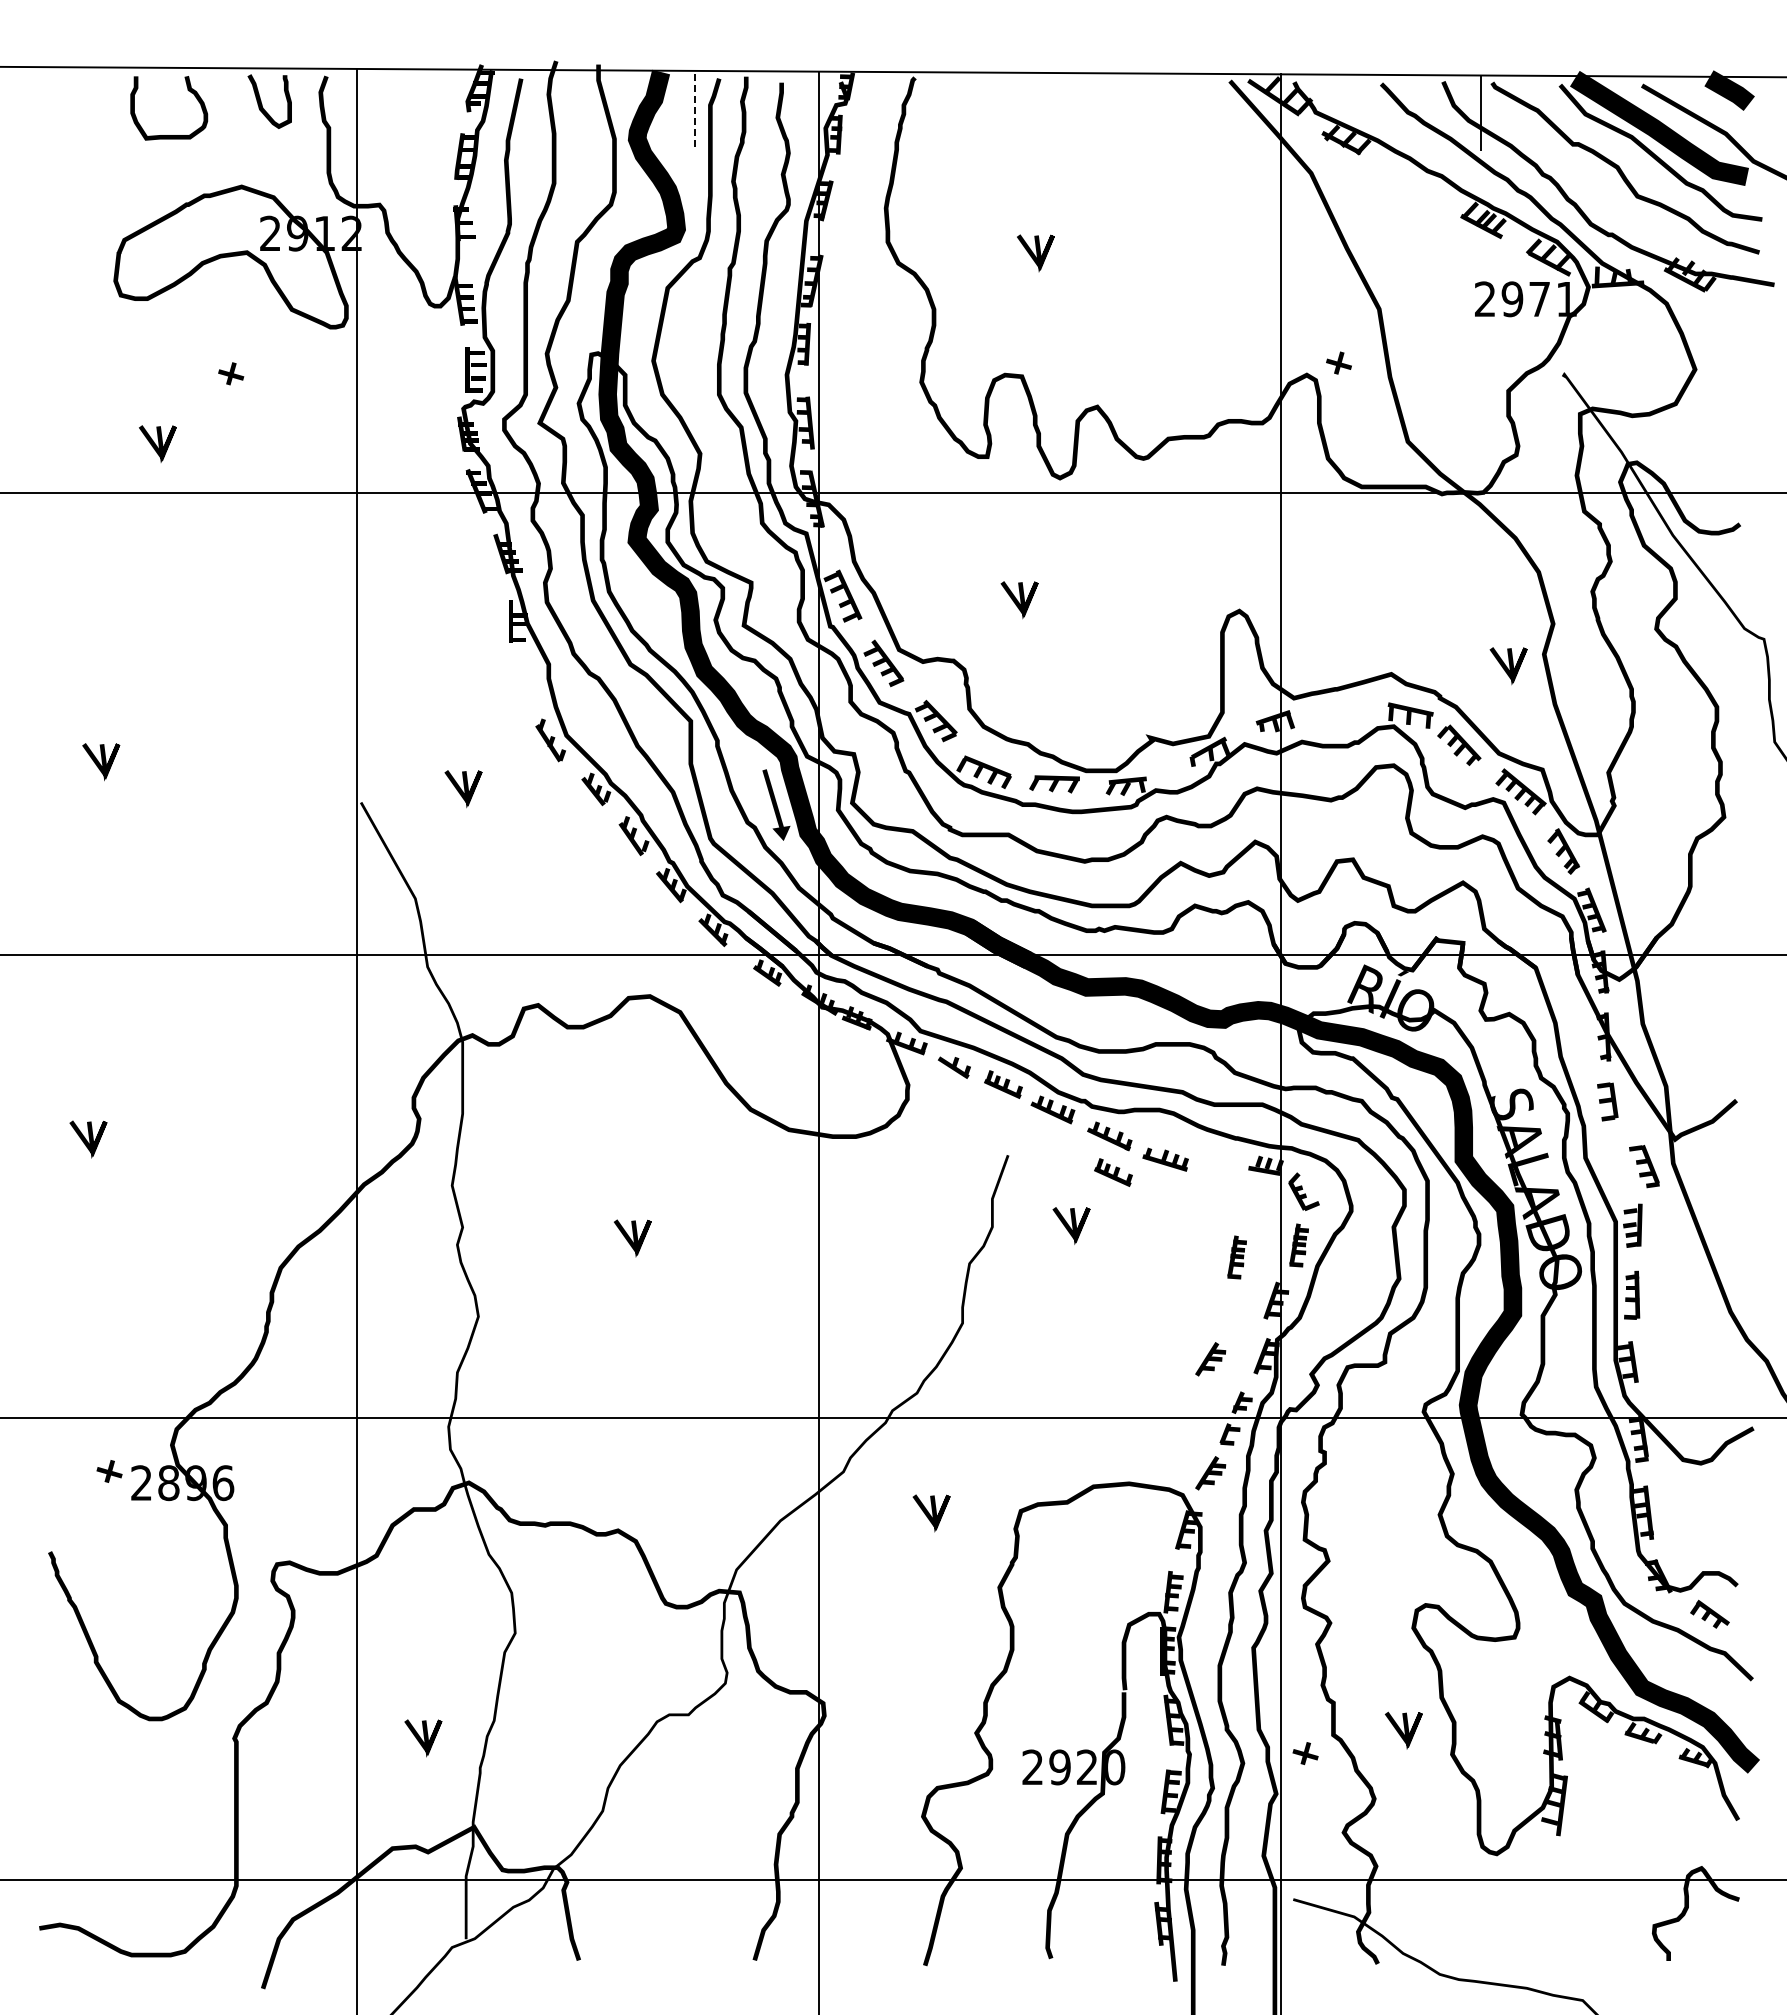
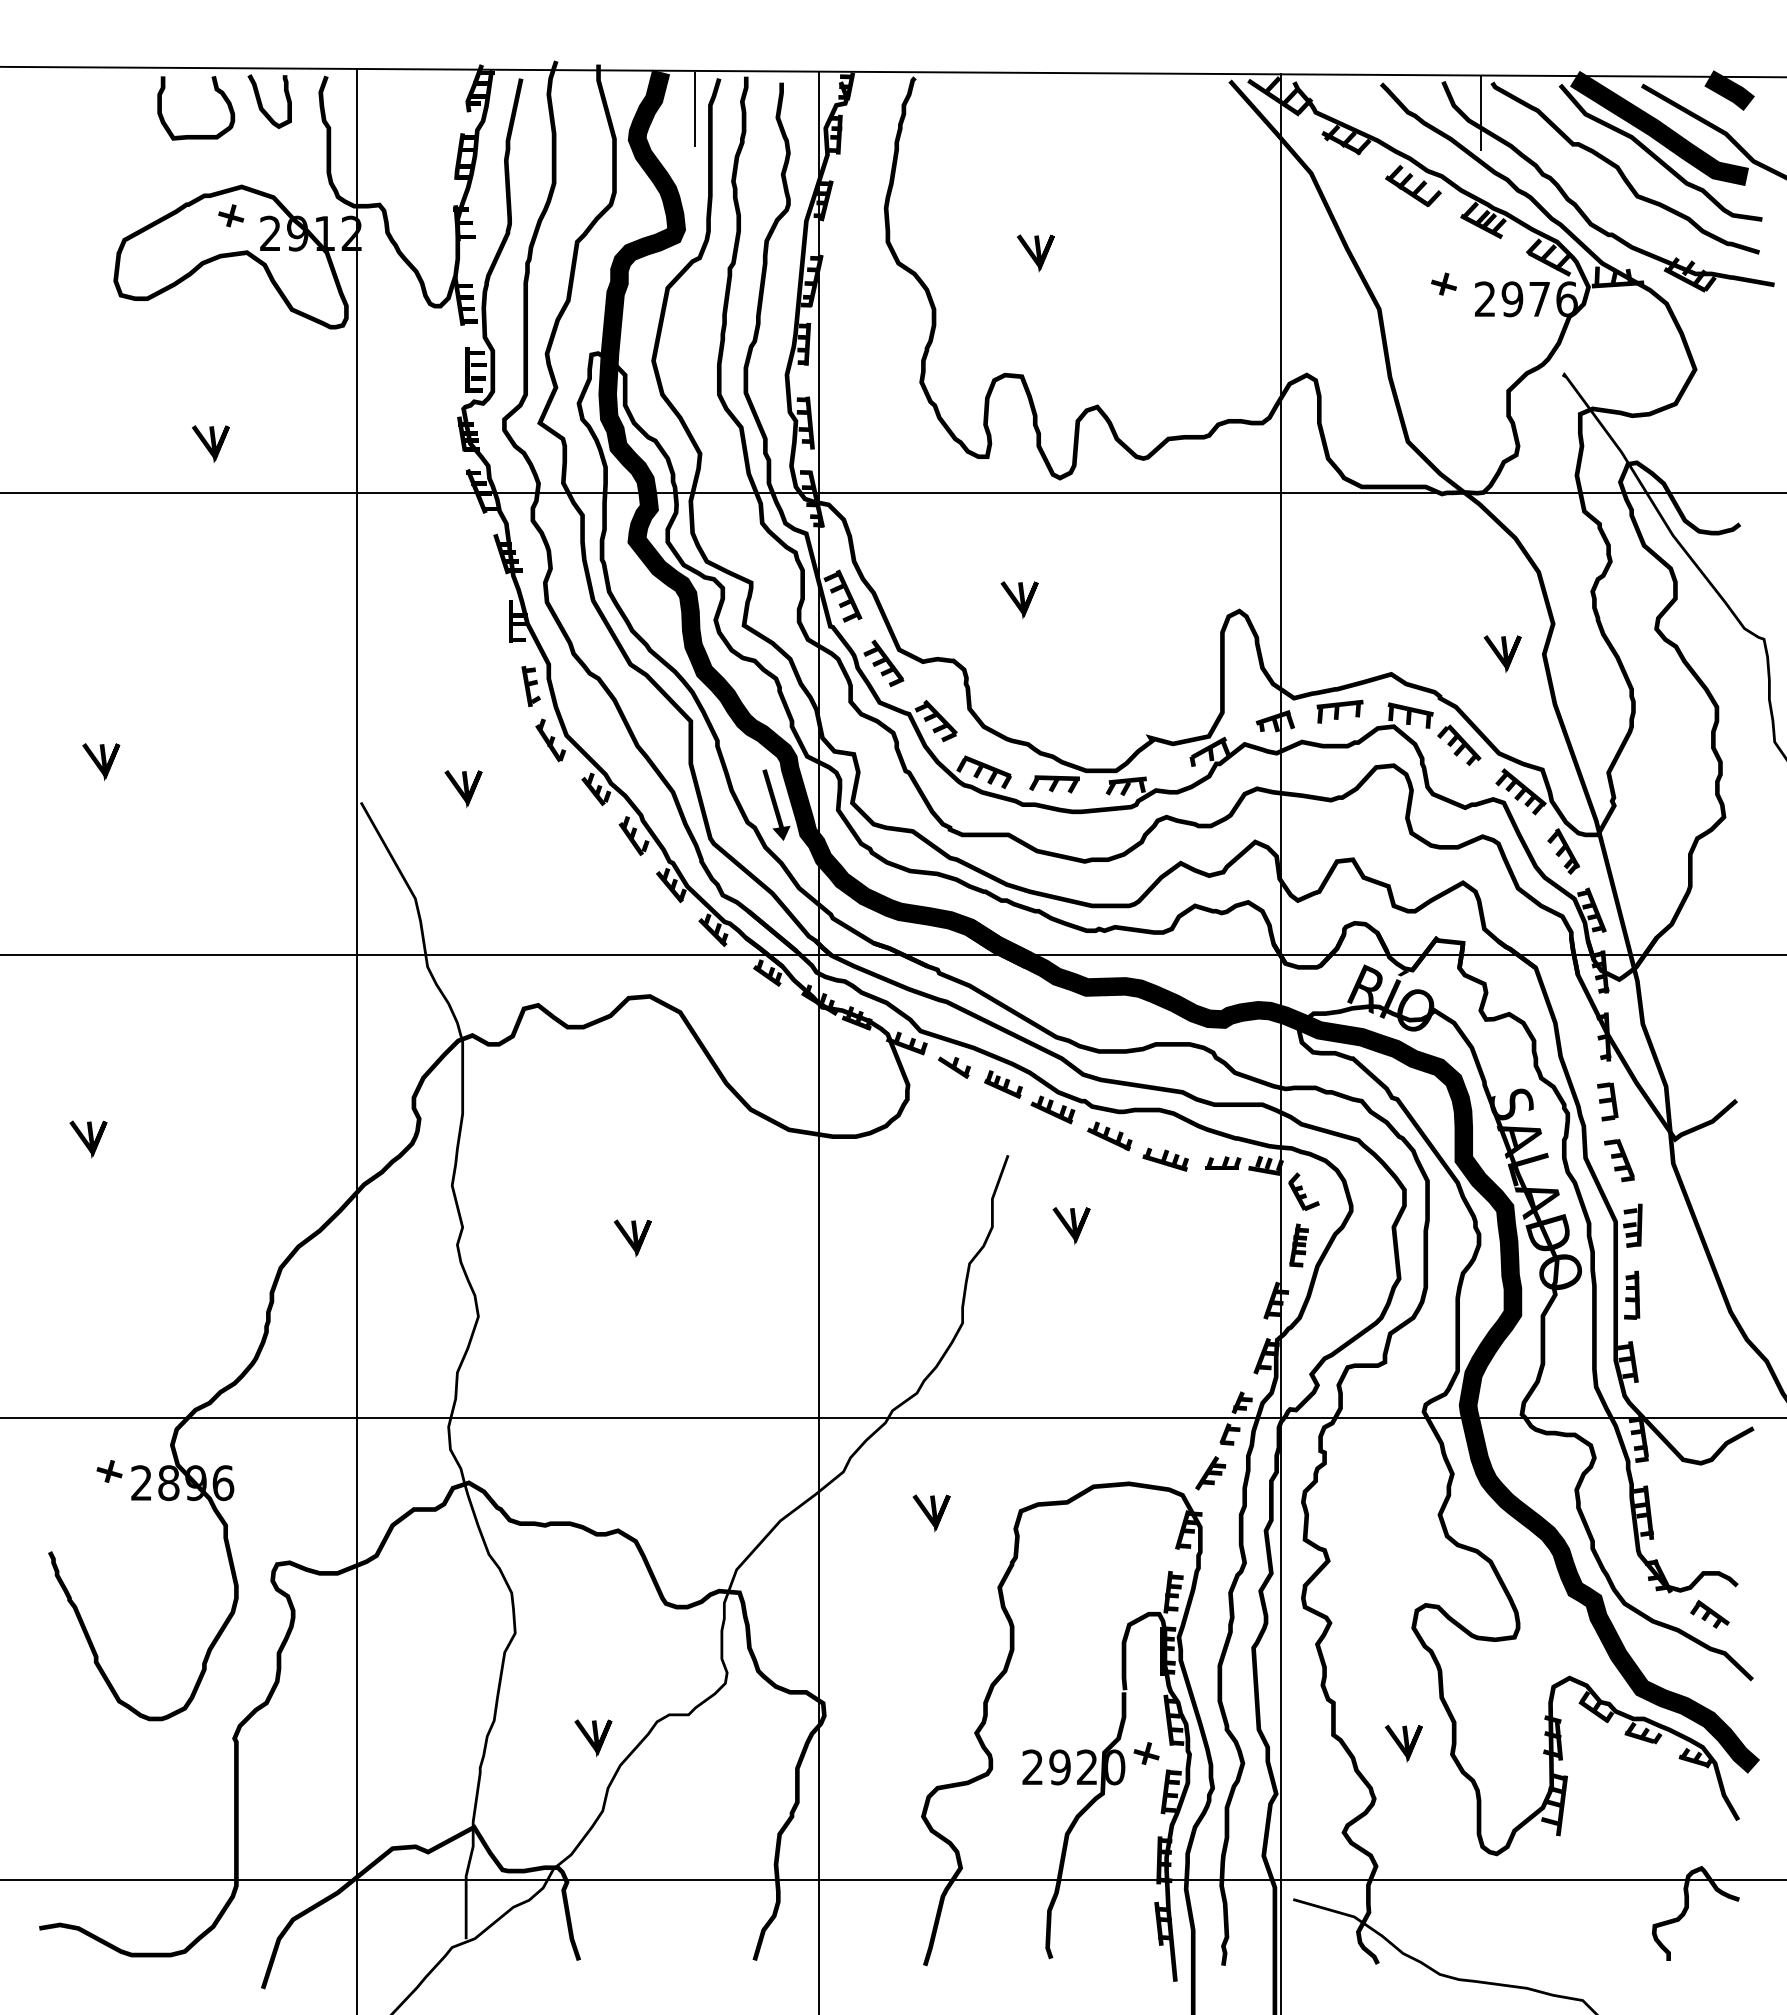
curve position: (187, 90) -> (214, 90) (214, 90)
line: dashed -> solid (695, 109)
part: none -> present (1413, 185)
text: 2971 -> 2976 (1566, 299)
part position: (1338, 362) -> (1443, 283) (1443, 283)
part position: (231, 373) -> (231, 215) (231, 215)
line position: (158, 443) -> (211, 443) (211, 443)
line position: (1509, 666) -> (1503, 654) (1503, 654)
part: none -> present (530, 686)
part: none -> present (1339, 711)
part: none -> present (1223, 1162)
part position: (1644, 1166) -> (1619, 1160) (1619, 1160)
part: present -> none (1113, 1172)
part: present -> none (1236, 1257)
part: present -> none (1210, 1359)
line position: (1404, 1730) -> (1404, 1743) (1404, 1743)
line position: (424, 1738) -> (594, 1738) (594, 1738)
part position: (1305, 1753) -> (1146, 1753) (1146, 1753)
